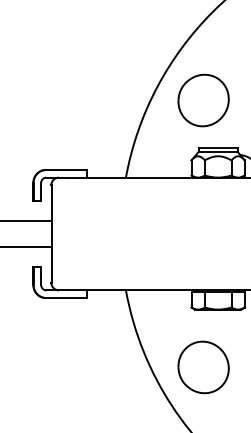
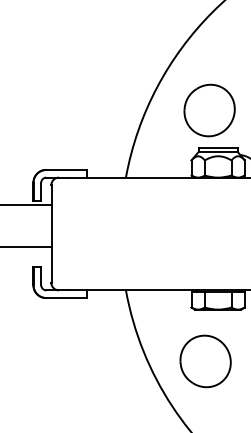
part position: (203, 100) -> (209, 110) (209, 110)
line position: (26, 221) -> (26, 205) (26, 205)
part position: (203, 367) -> (205, 361) (205, 361)
